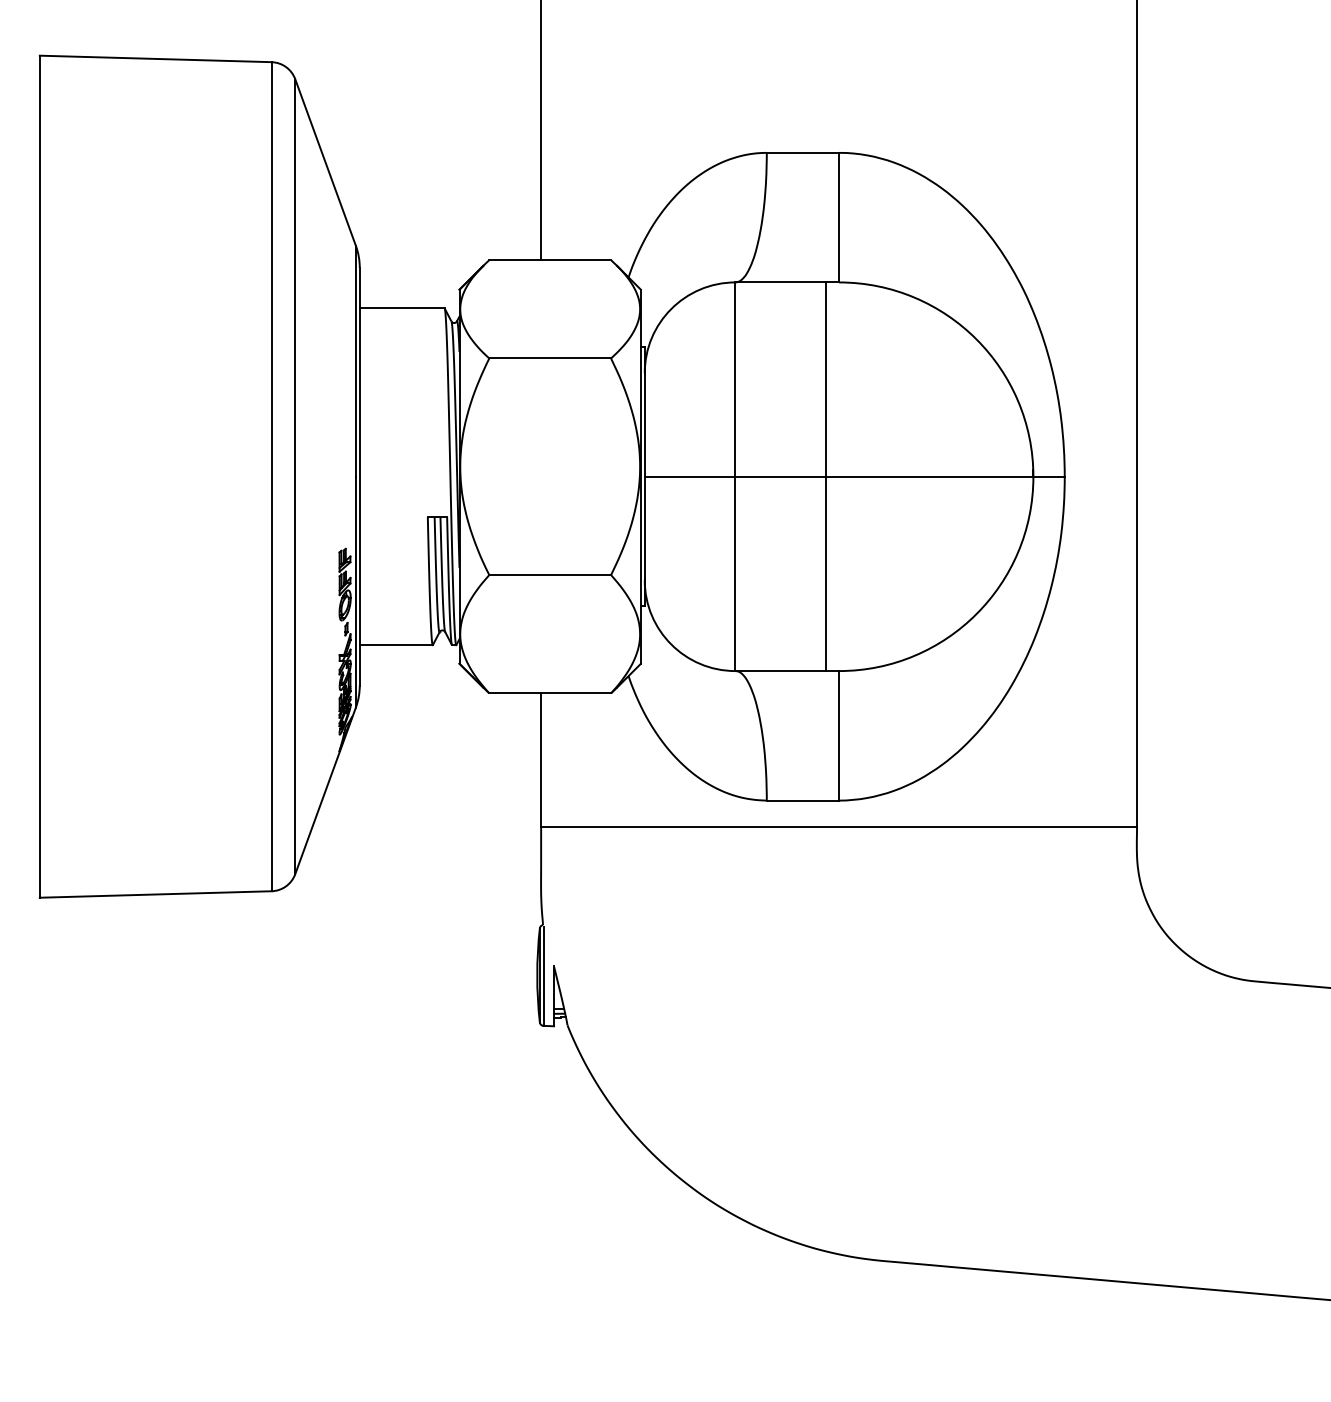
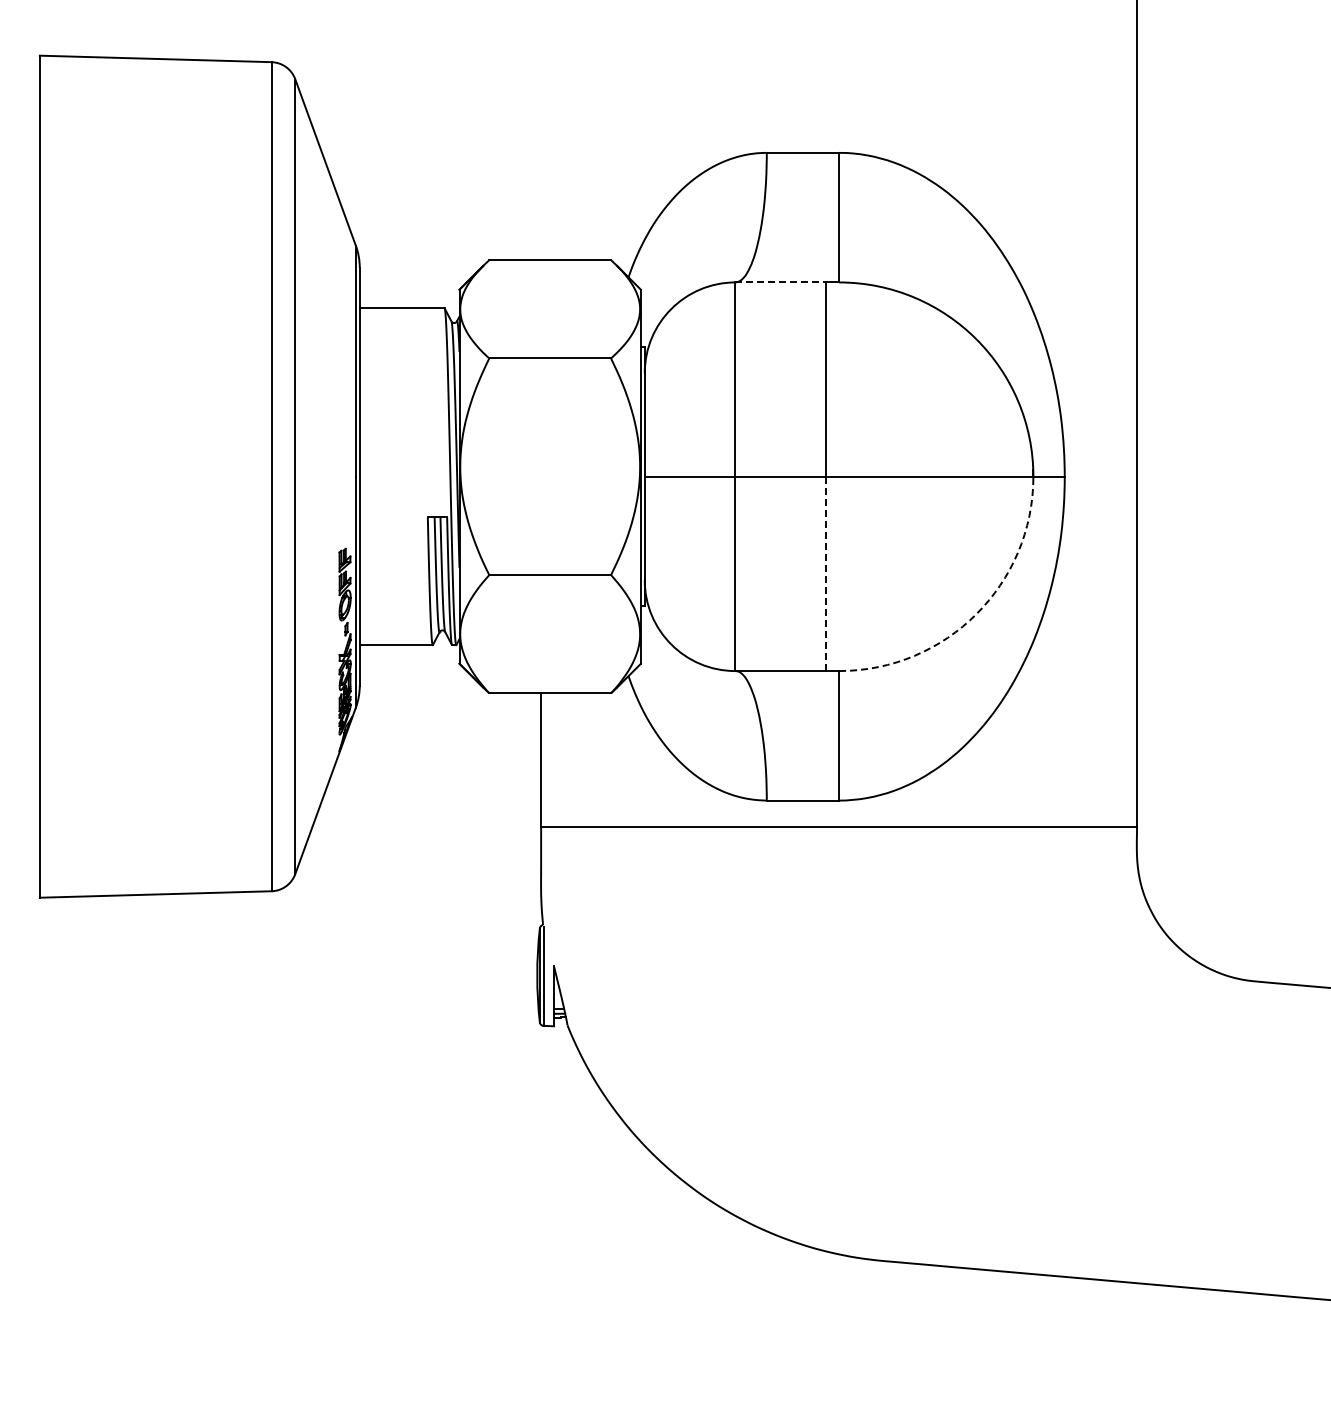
line: present -> none (541, 131)
line: solid -> dashed (781, 282)
line: solid -> dashed (826, 573)
arc: solid -> dashed (976, 614)
